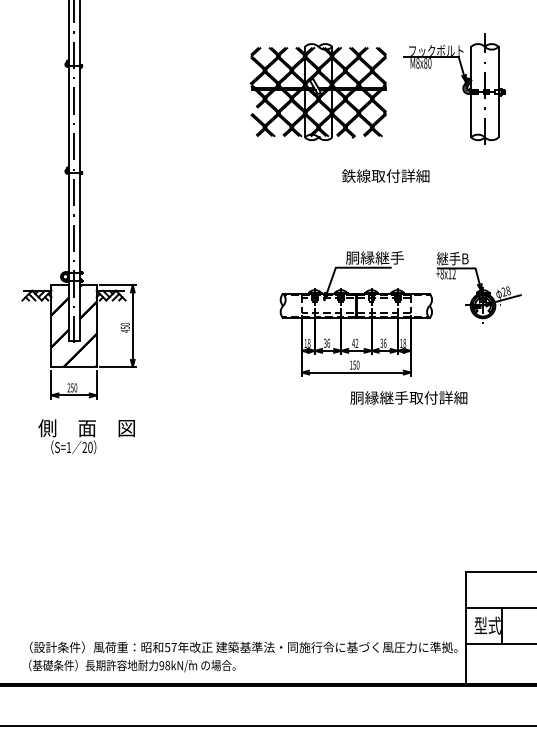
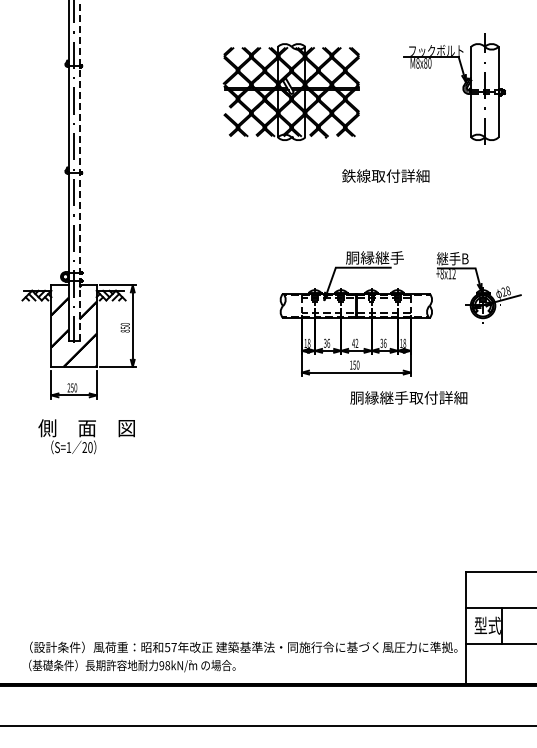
part position: (317, 91) -> (290, 91) (290, 91)
line: solid -> dashed (79, 169)
text: 450 -> 850 (124, 330)
